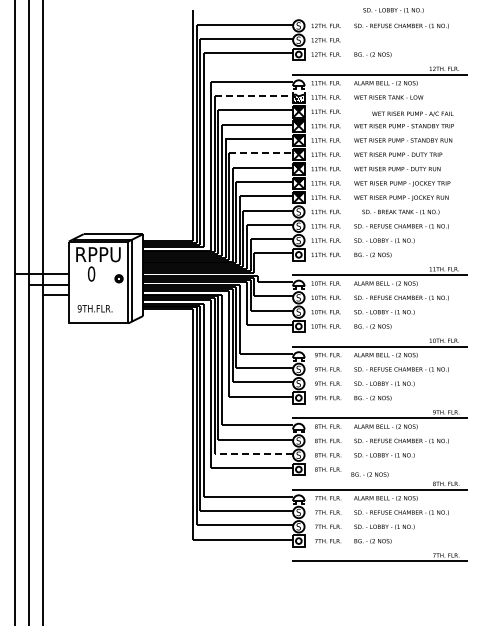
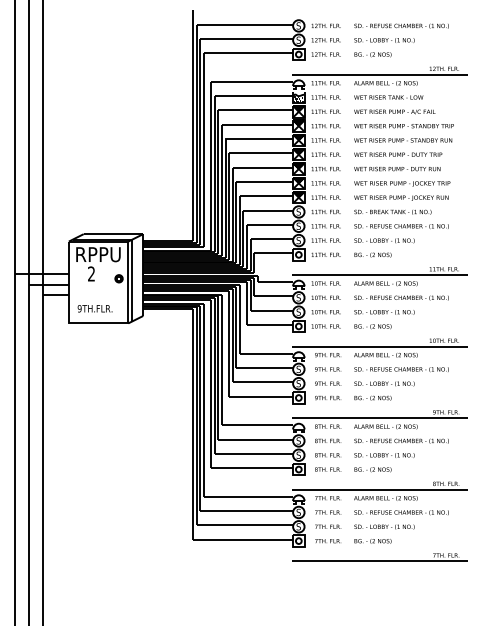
text position: (393, 10) -> (384, 40) (384, 40)
line: dashed -> solid (254, 96)
text position: (412, 113) -> (394, 111) (394, 111)
line: dashed -> solid (261, 153)
text position: (400, 211) -> (392, 211) (392, 211)
text: 0 -> 2 (91, 273)
line: dashed -> solid (253, 453)
text position: (369, 474) -> (372, 469) (372, 469)
